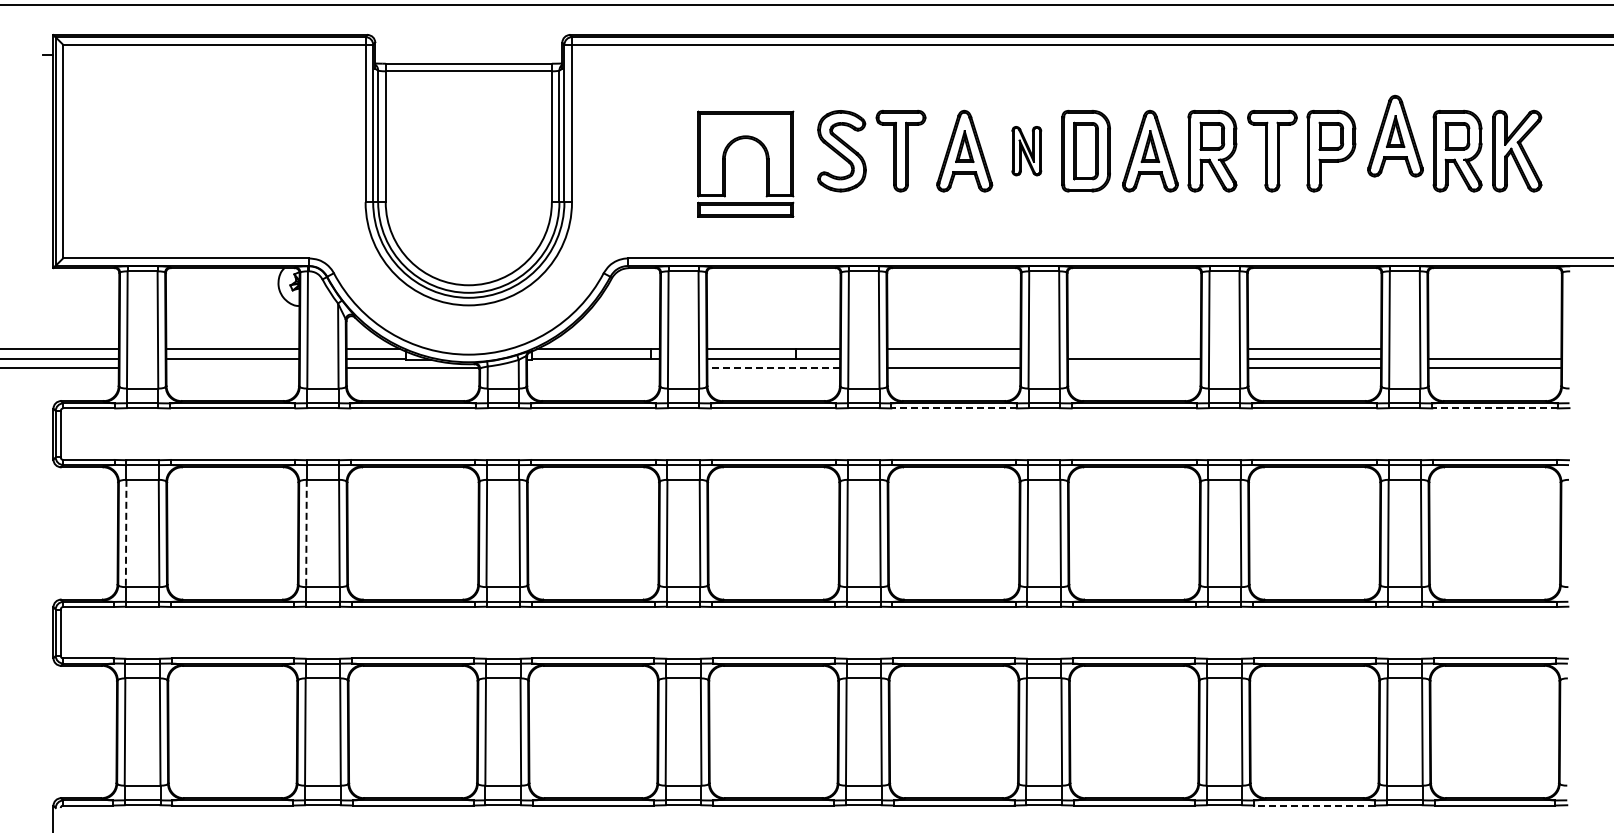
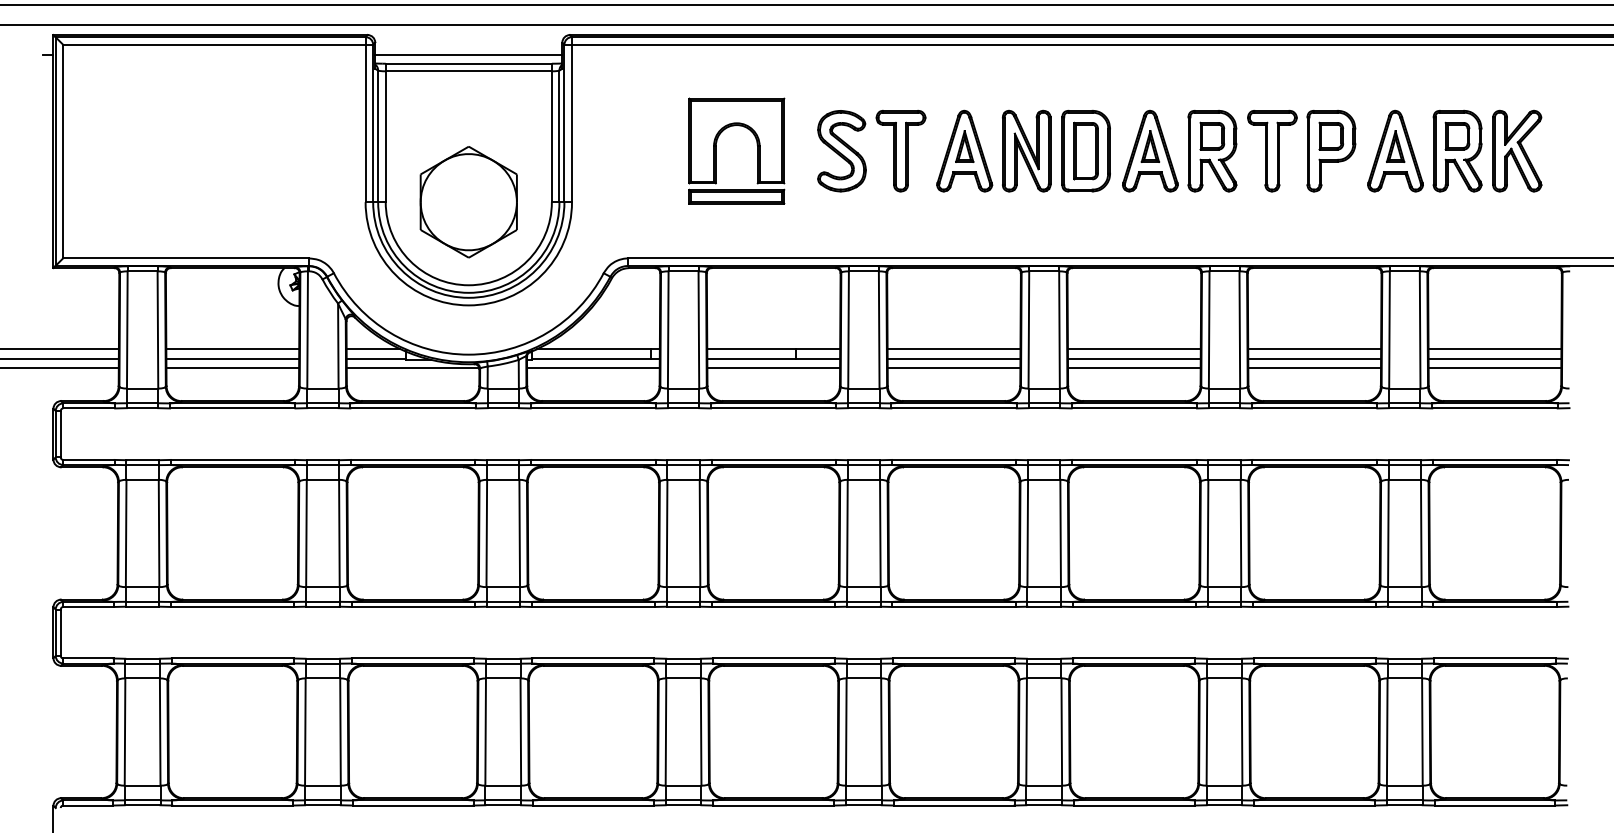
line: none -> present (806, 24)
line: none -> present (468, 55)
part position: (1395, 135) -> (1395, 150) (1395, 150)
part size: 32x51 px -> 50x84 px (1026, 150)
part position: (725, 163) -> (716, 150) (716, 150)
part: none -> present (468, 202)
line: none -> present (1133, 349)
line: none -> present (1494, 349)
line: none -> present (953, 359)
line: none -> present (232, 368)
line: none -> present (593, 368)
line: dashed -> solid (773, 368)
line: none -> present (1134, 368)
line: dashed -> solid (954, 408)
line: dashed -> solid (1494, 408)
line: dashed -> solid (126, 533)
line: dashed -> solid (306, 533)
line: dashed -> solid (1314, 805)
